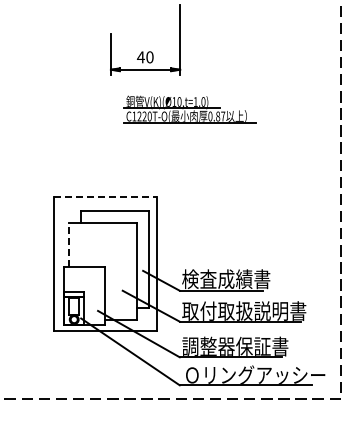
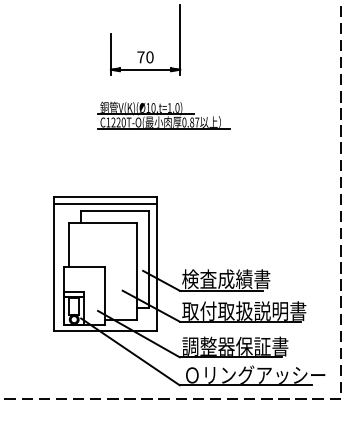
text: 40 -> 70 (140, 57)
part position: (189, 109) -> (163, 115) (163, 115)
line: dashed -> solid (105, 196)
line: none -> present (105, 204)
line: dashed -> solid (69, 245)
